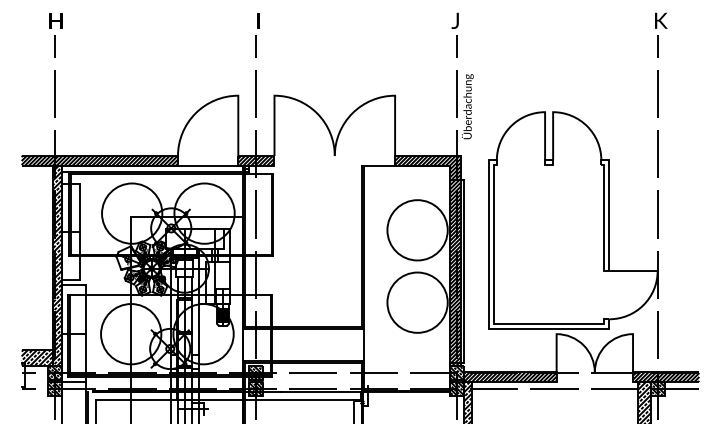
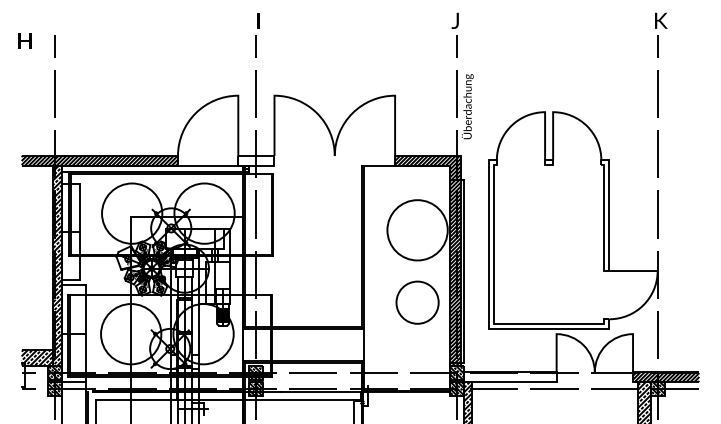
text position: (55, 20) -> (24, 40) (24, 40)
hatch: present -> none (256, 160)
circle diameter: 60 px -> 42 px (417, 302)
hatch: present -> none (510, 376)
